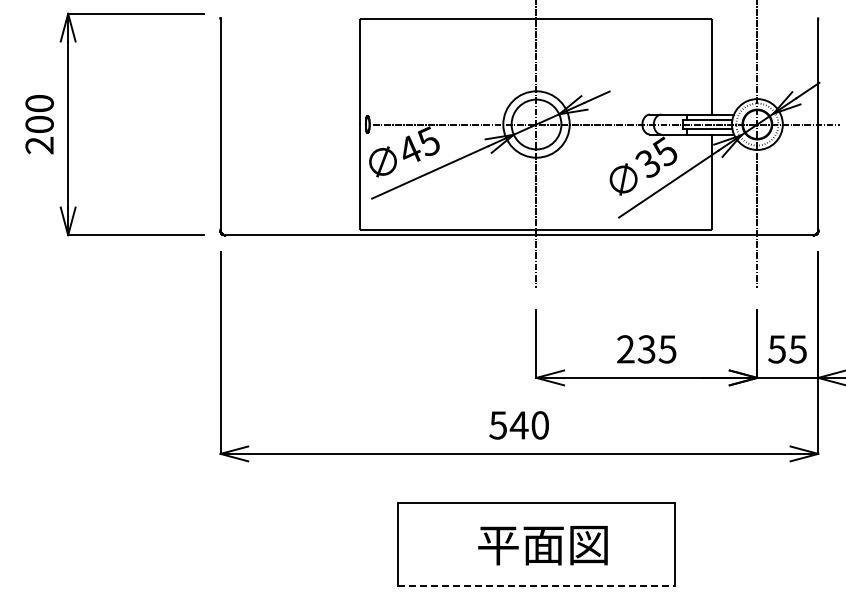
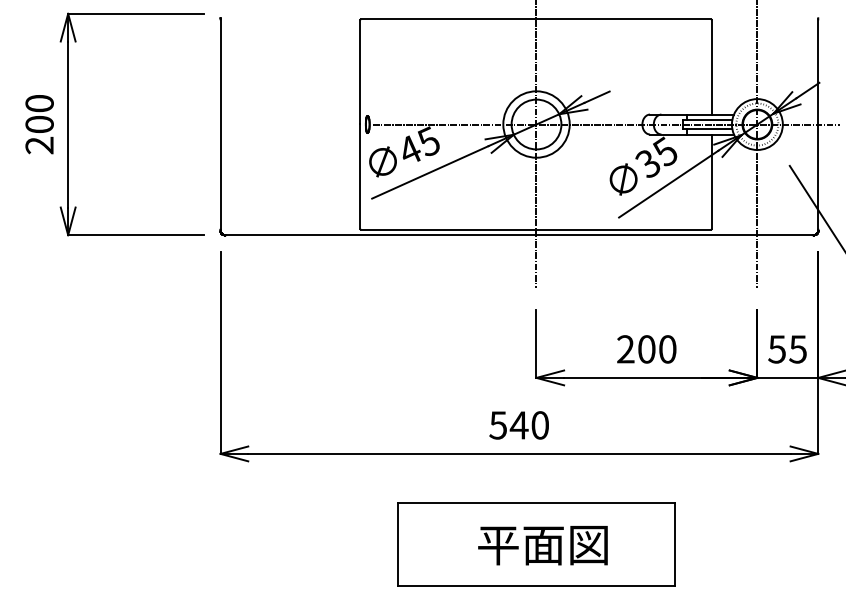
line: none -> present (815, 206)
text: 235 -> 200 (656, 349)
line: dashed -> solid (536, 585)
